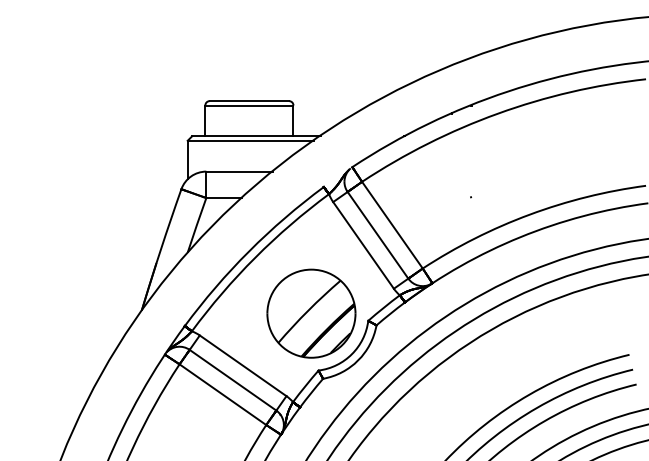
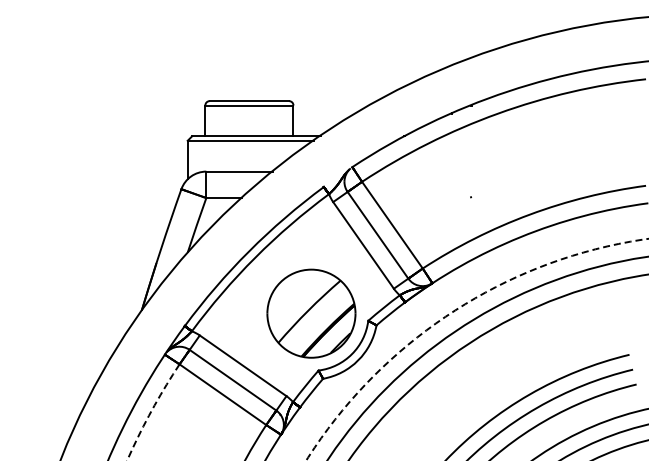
arc: solid -> dashed (452, 312)
arc: solid -> dashed (151, 411)
